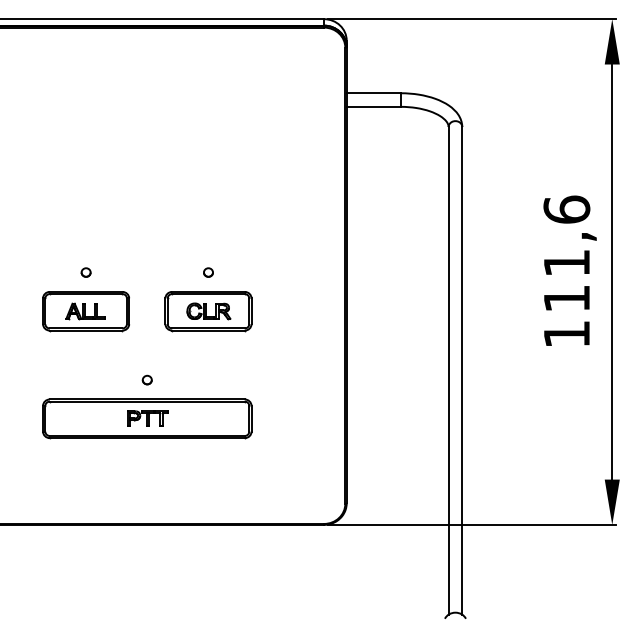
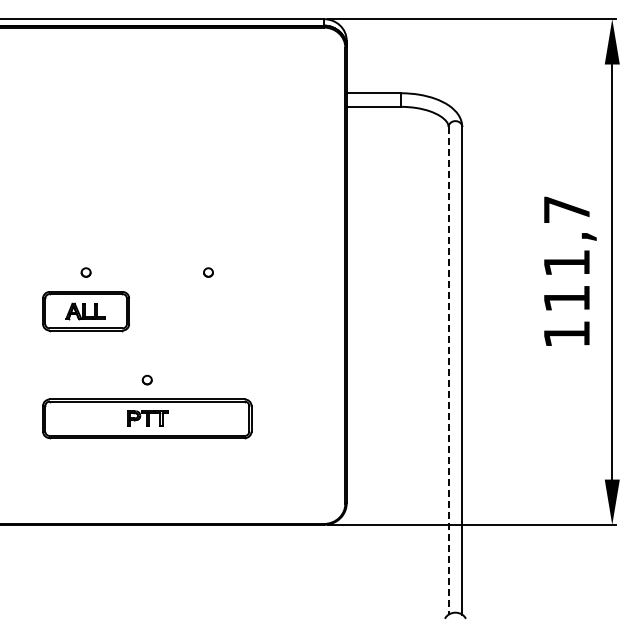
text: 111,6 -> 111,7 (566, 209)
part: present -> none (208, 311)
line: solid -> dashed (448, 370)
